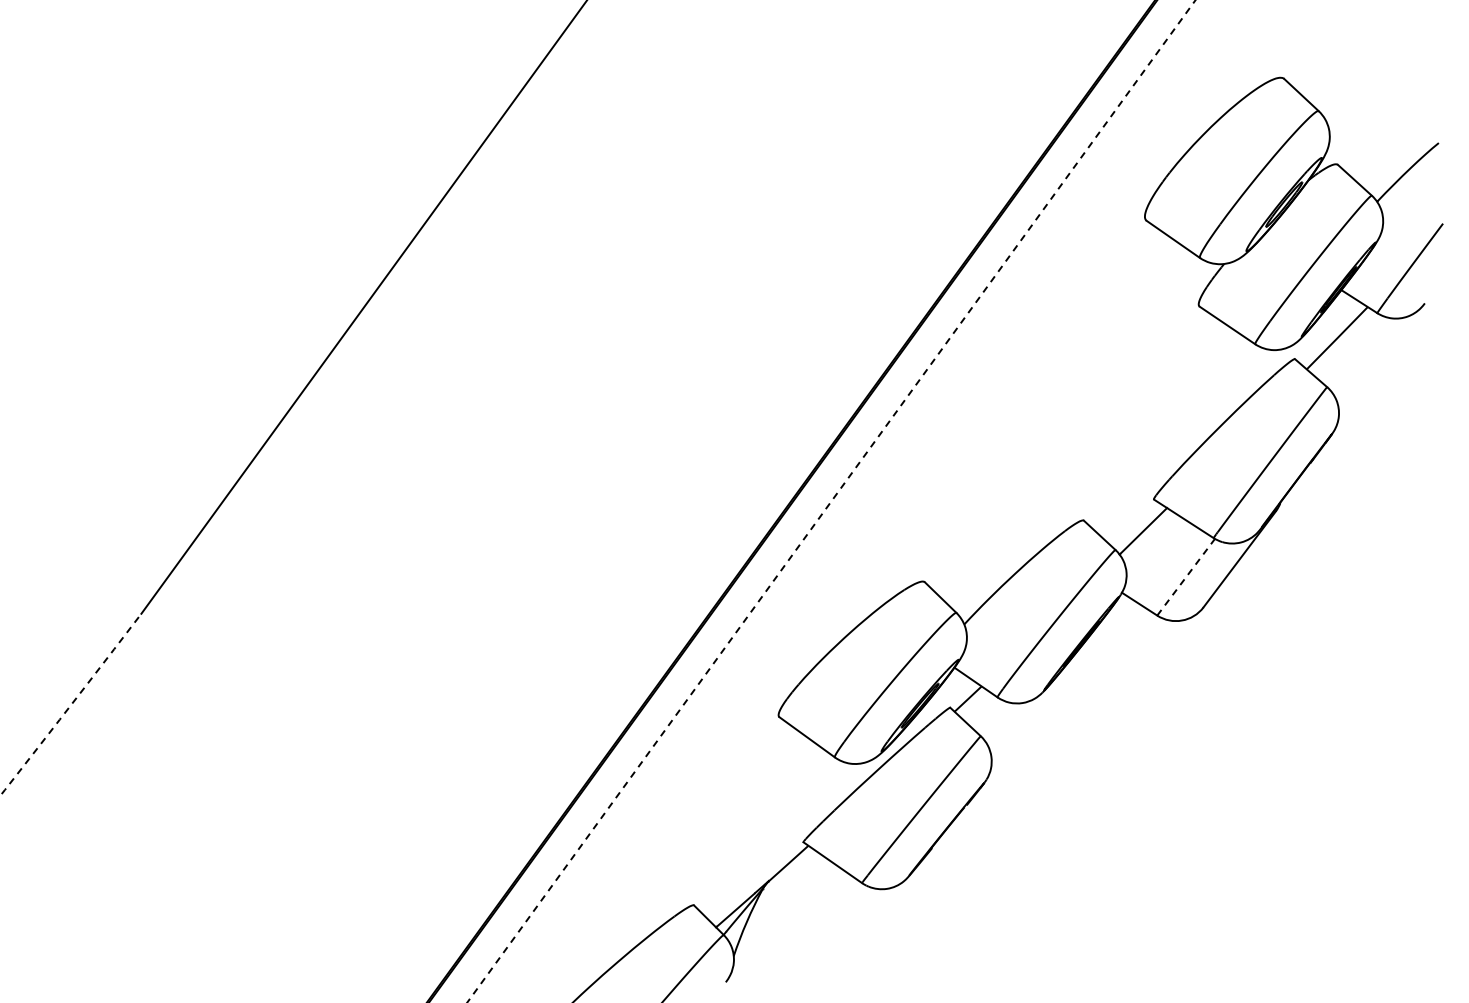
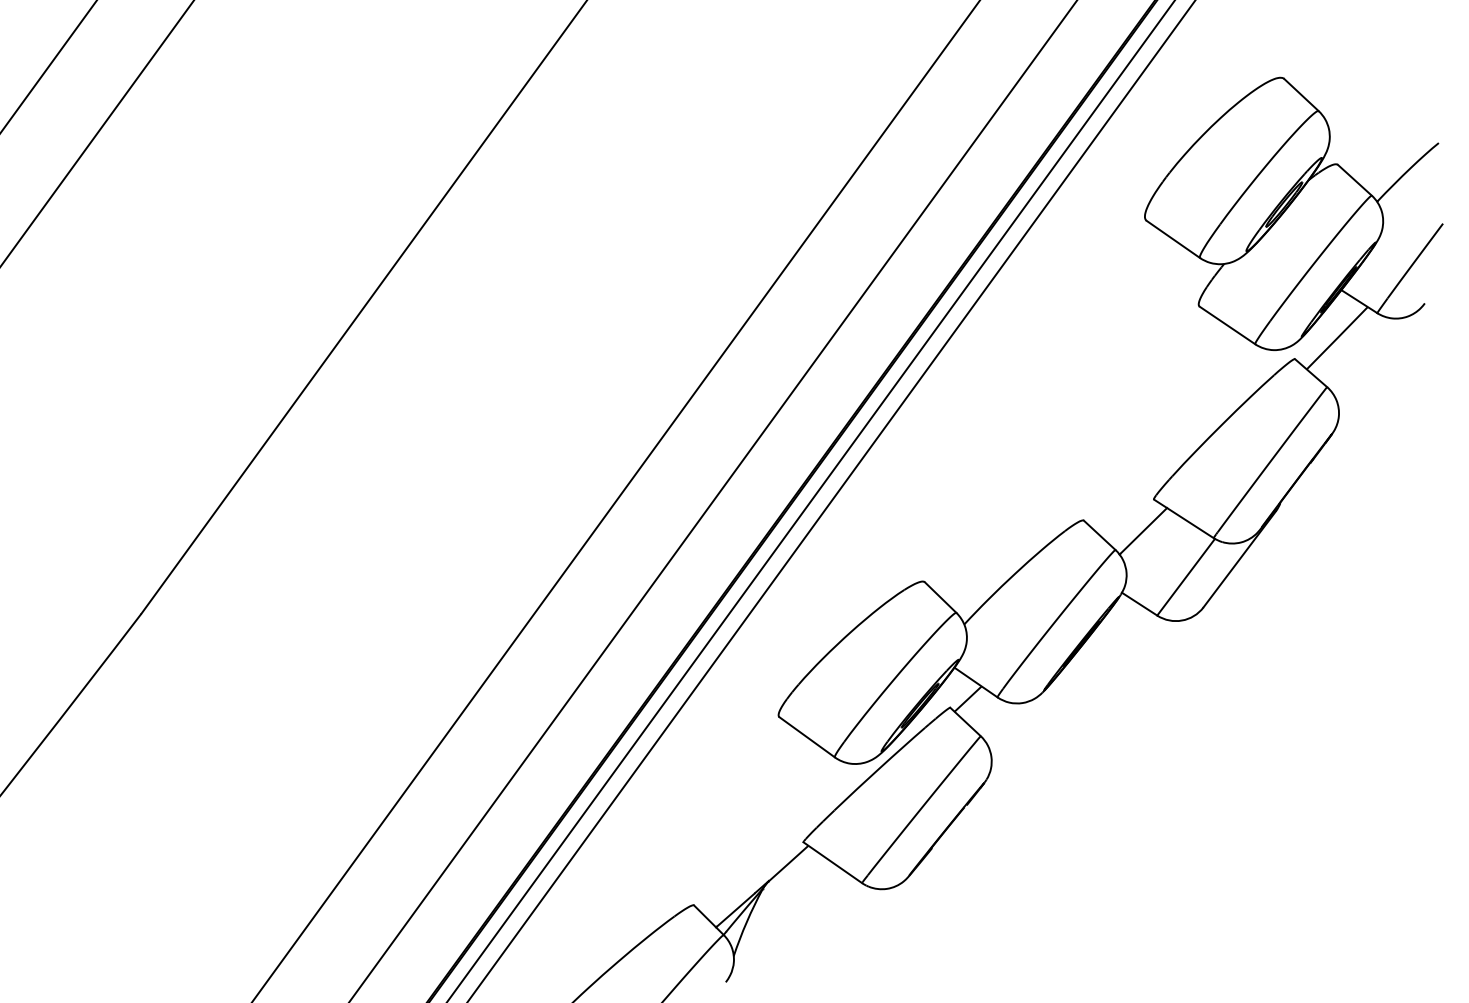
line: none -> present (48, 66)
line: none -> present (97, 132)
line: none -> present (616, 500)
line: none -> present (713, 500)
line: none -> present (810, 500)
line: dashed -> solid (830, 502)
line: dashed -> solid (1186, 577)
arc: dashed -> solid (70, 705)
